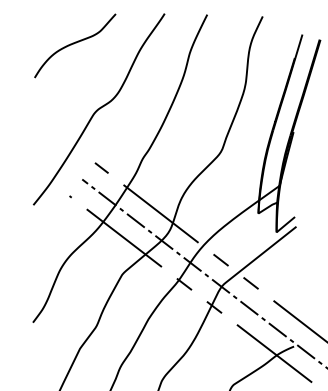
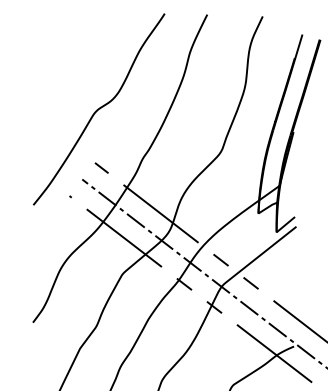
curve: present -> none (75, 43)
